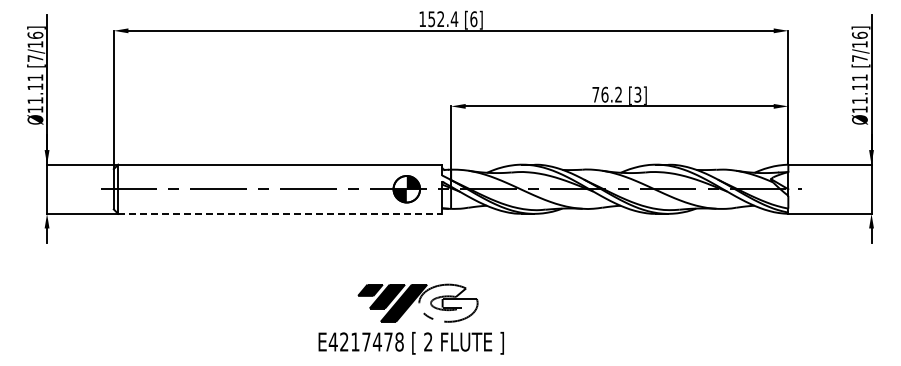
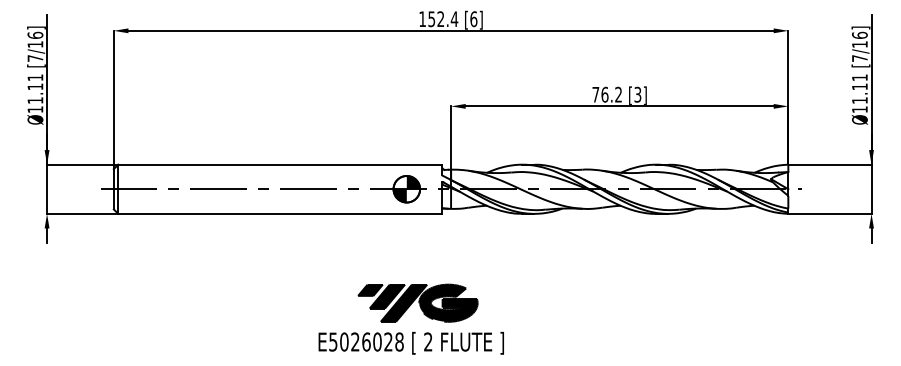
line: dashed -> solid (280, 213)
fill: none -> present (448, 302)
text: E4217478 -> E5026028 (360, 341)
